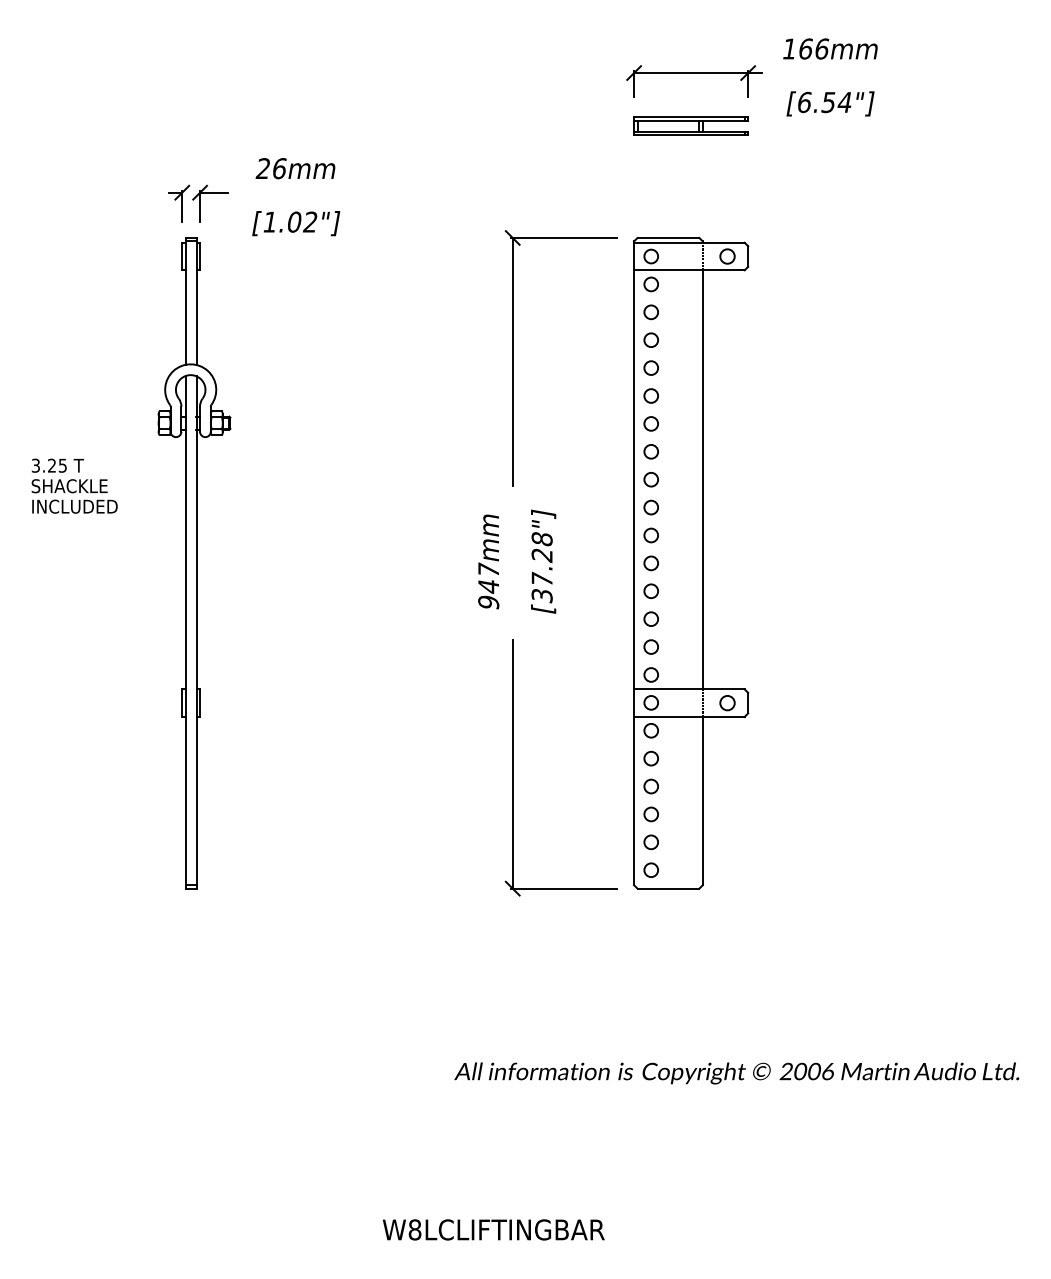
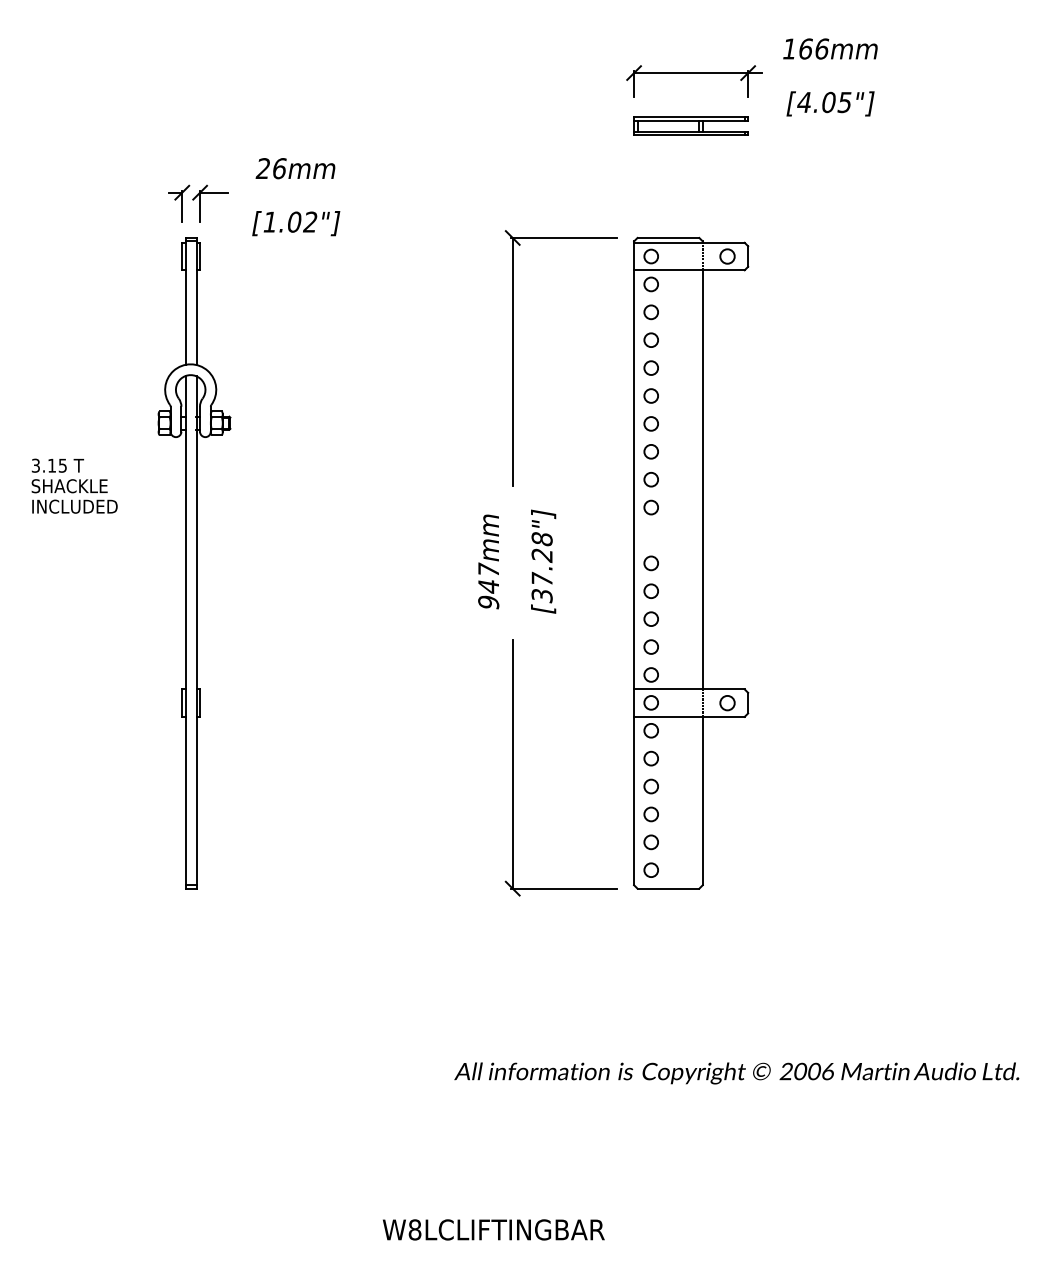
text: [6.54"] -> [4.05"] (824, 102)
text: 3.25 -> 3.15 (51, 465)
circle: present -> none (650, 535)
